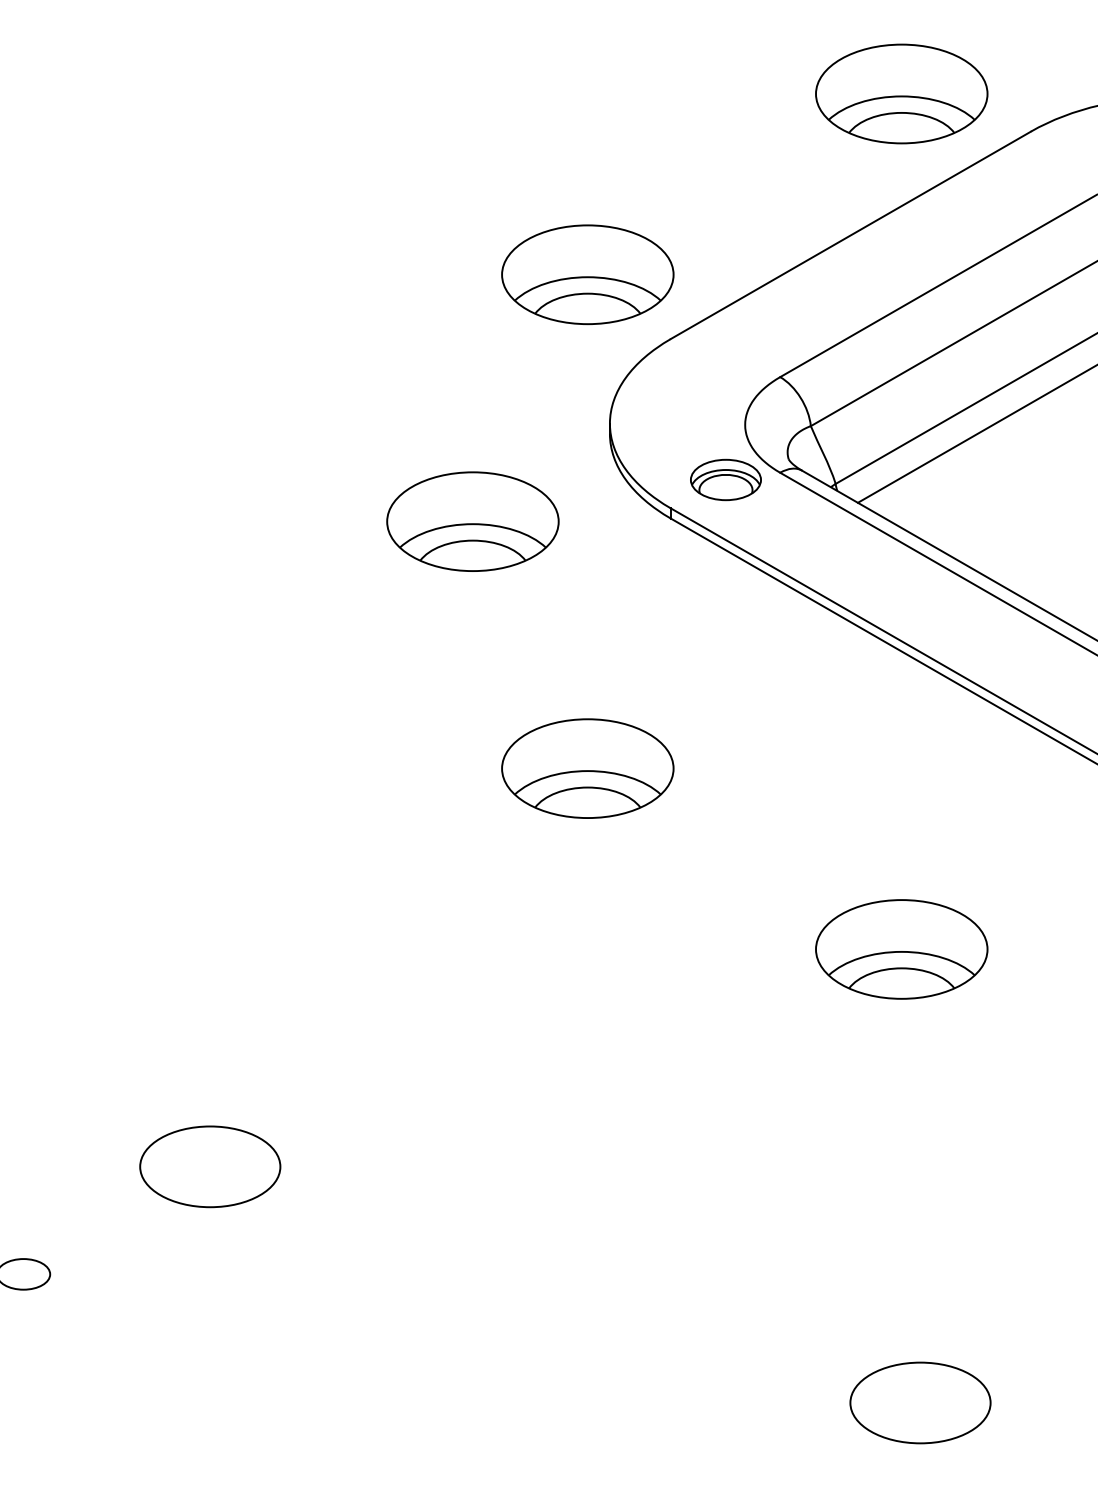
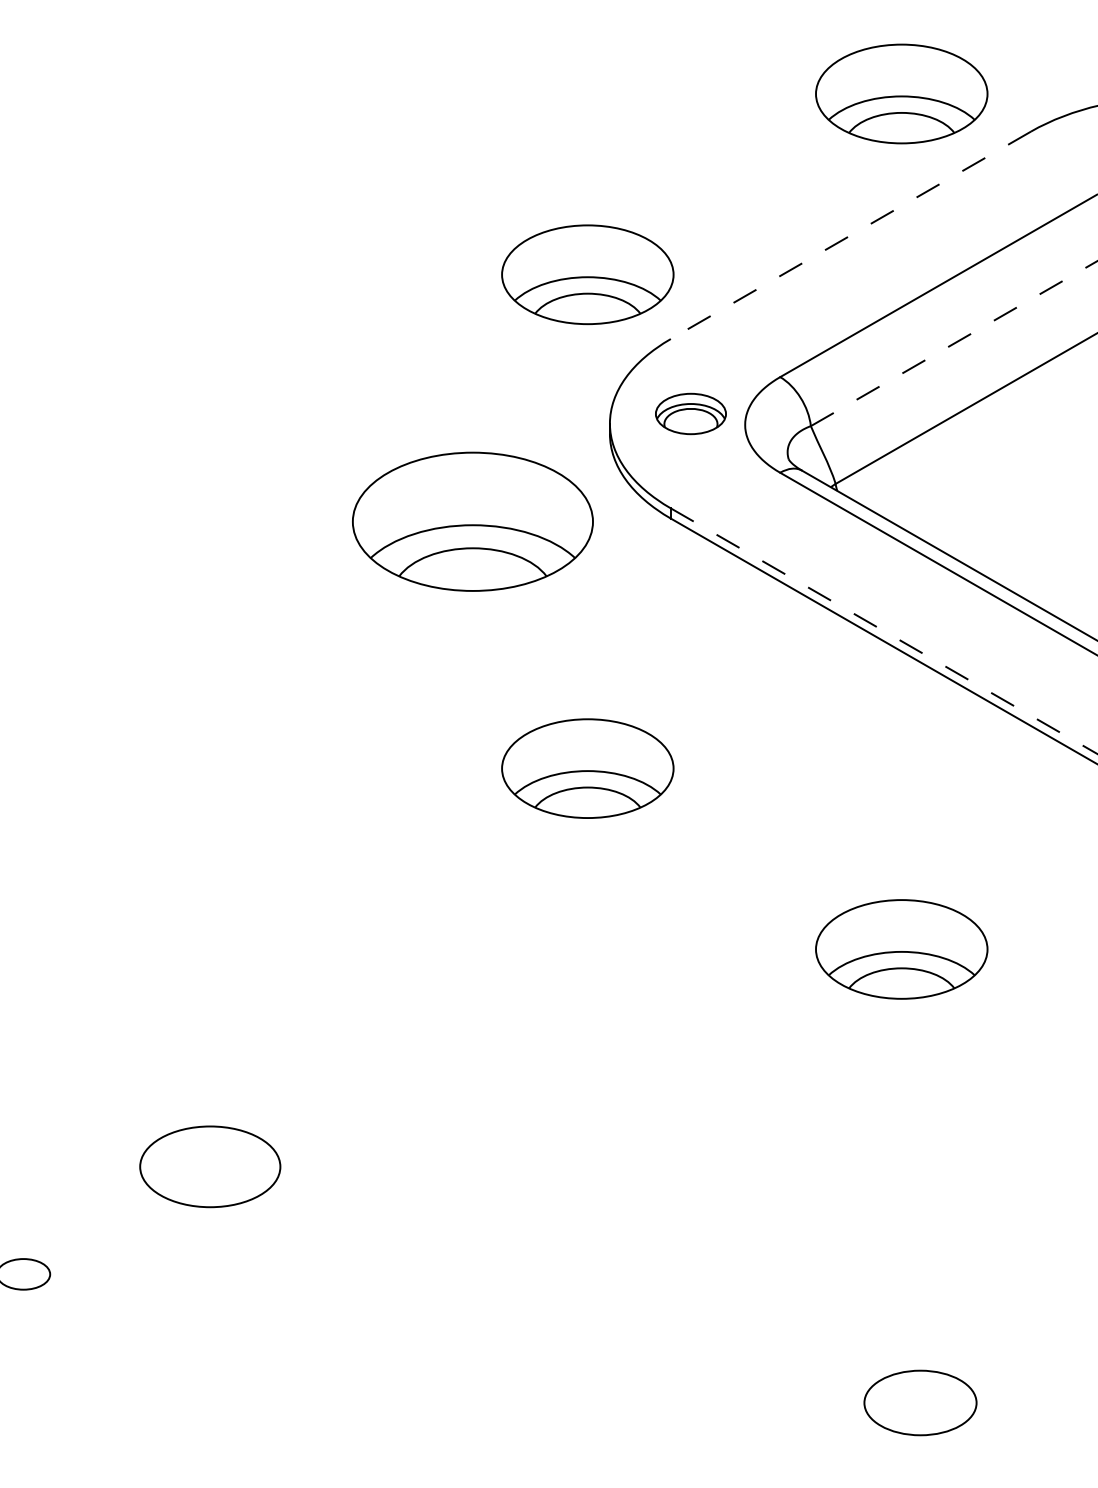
line: solid -> dashed (850, 235)
line: solid -> dashed (954, 343)
line: present -> none (975, 434)
part position: (725, 479) -> (690, 413) (690, 413)
part size: 174x101 px -> 242x141 px (472, 521)
line: solid -> dashed (884, 631)
part size: 143x84 px -> 115x68 px (920, 1402)
